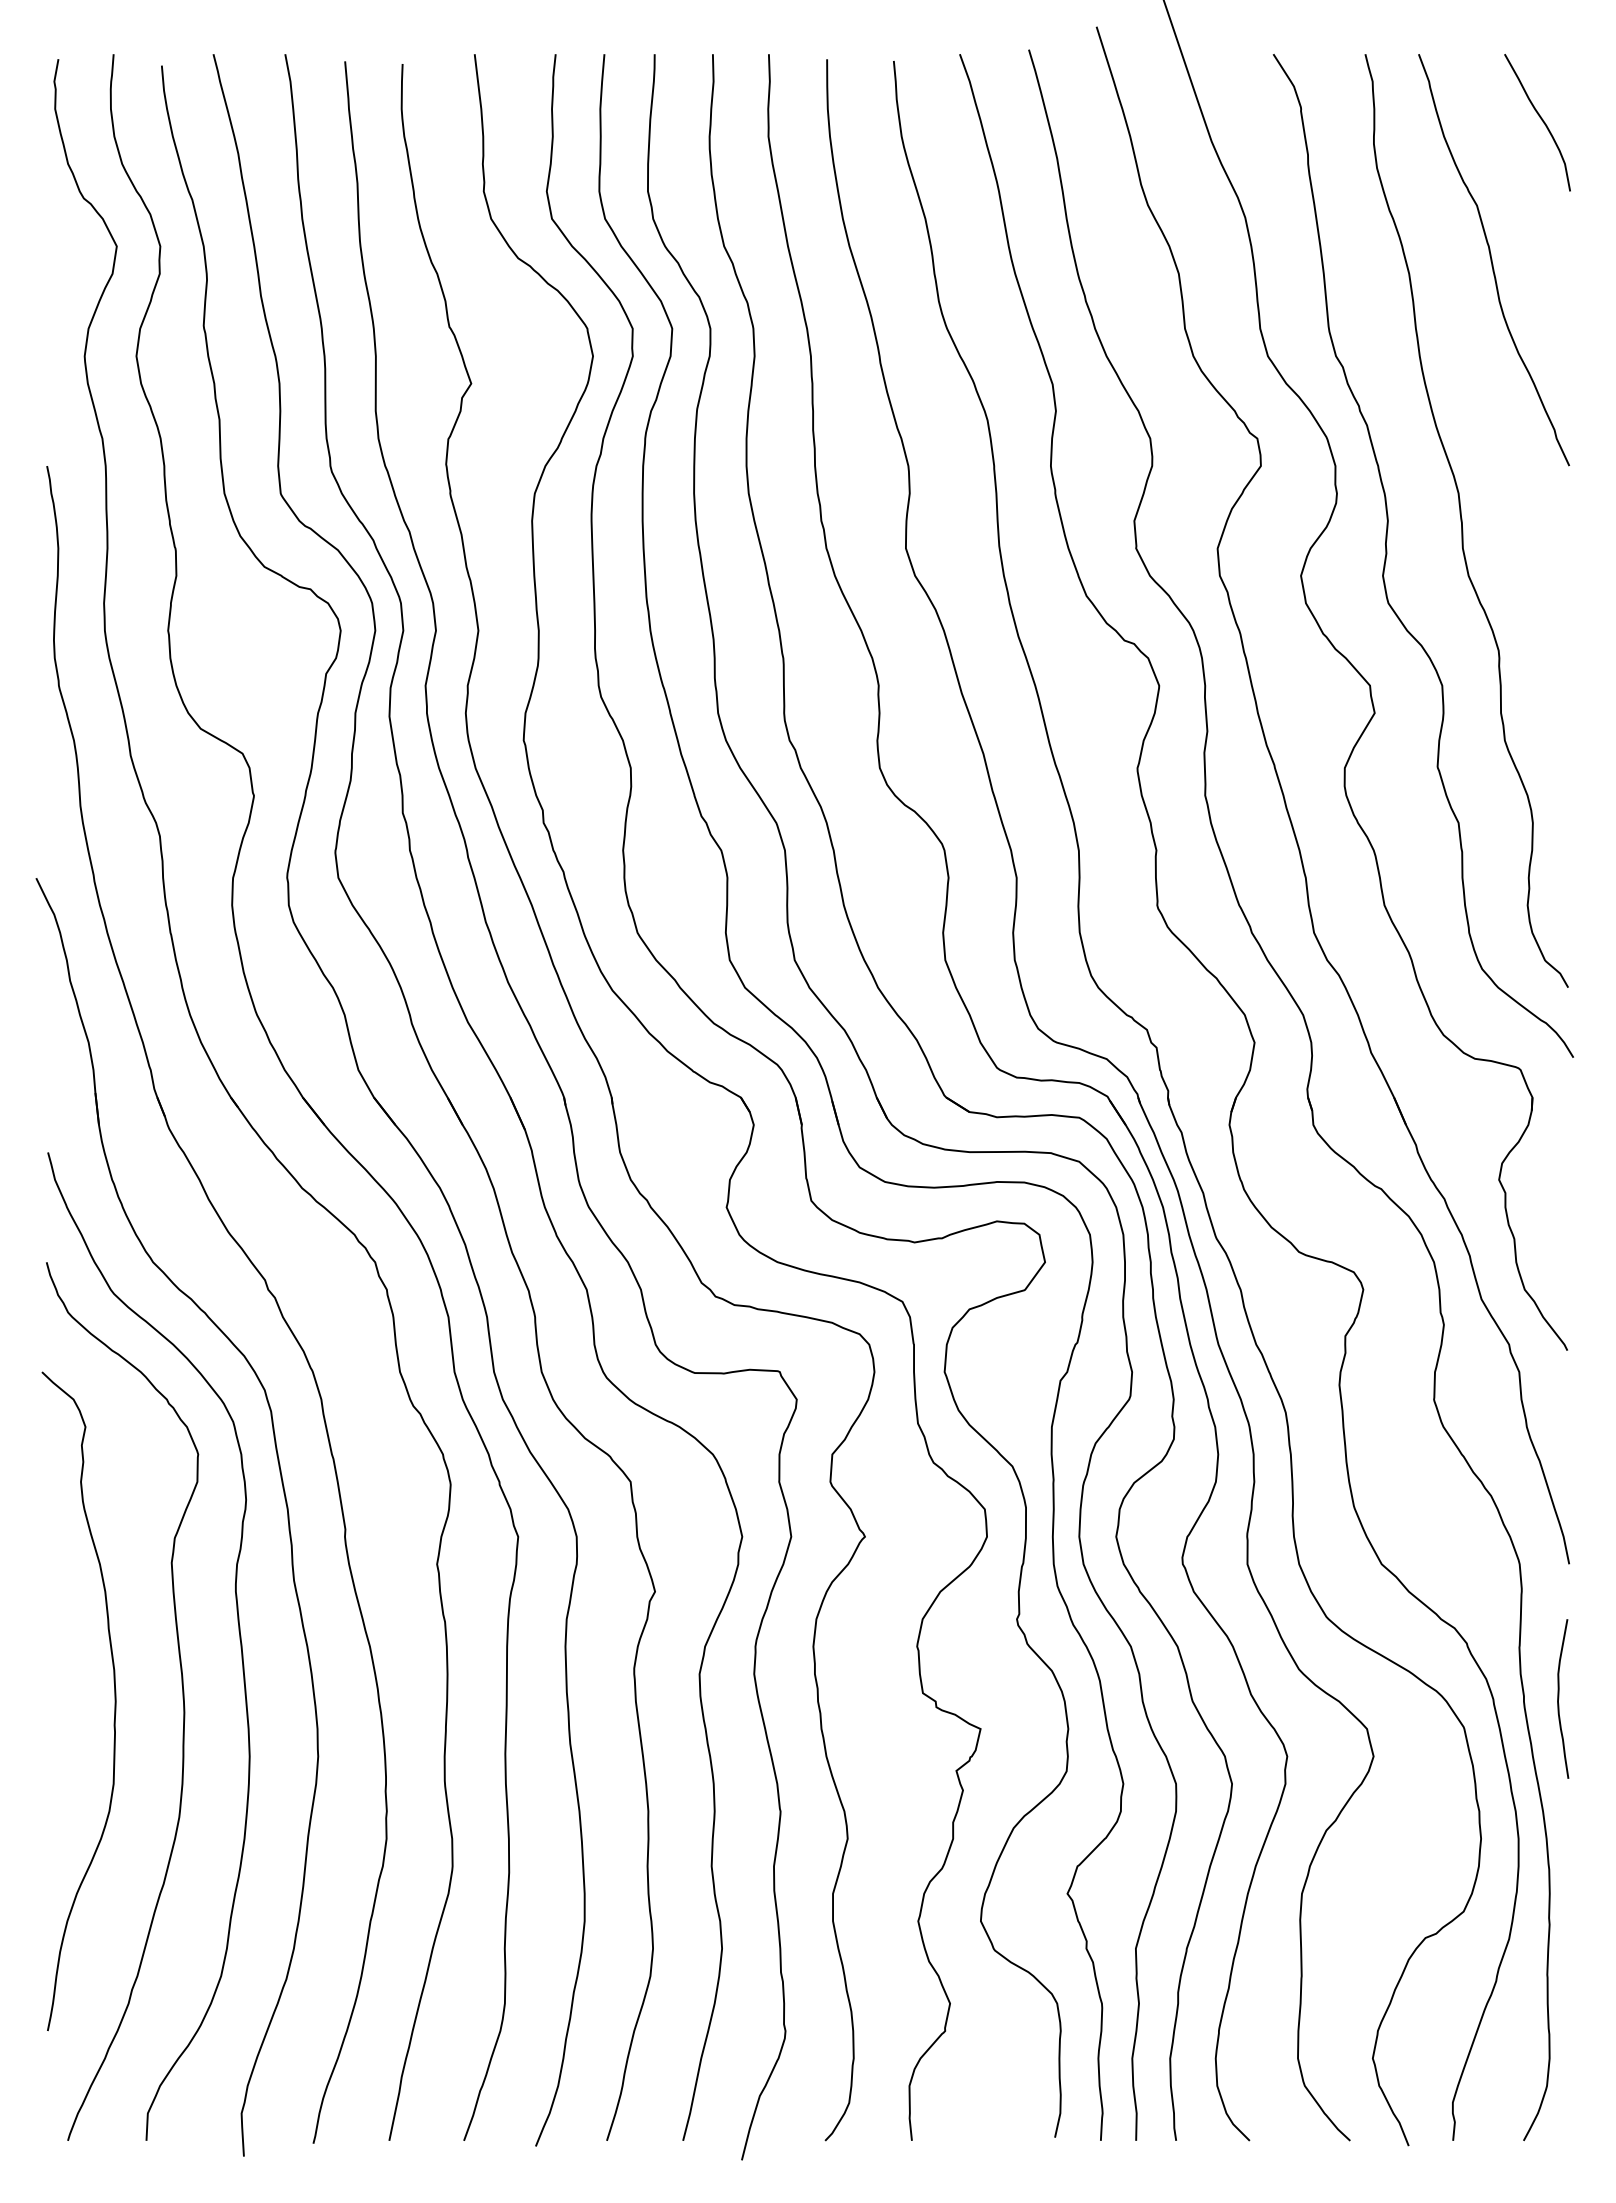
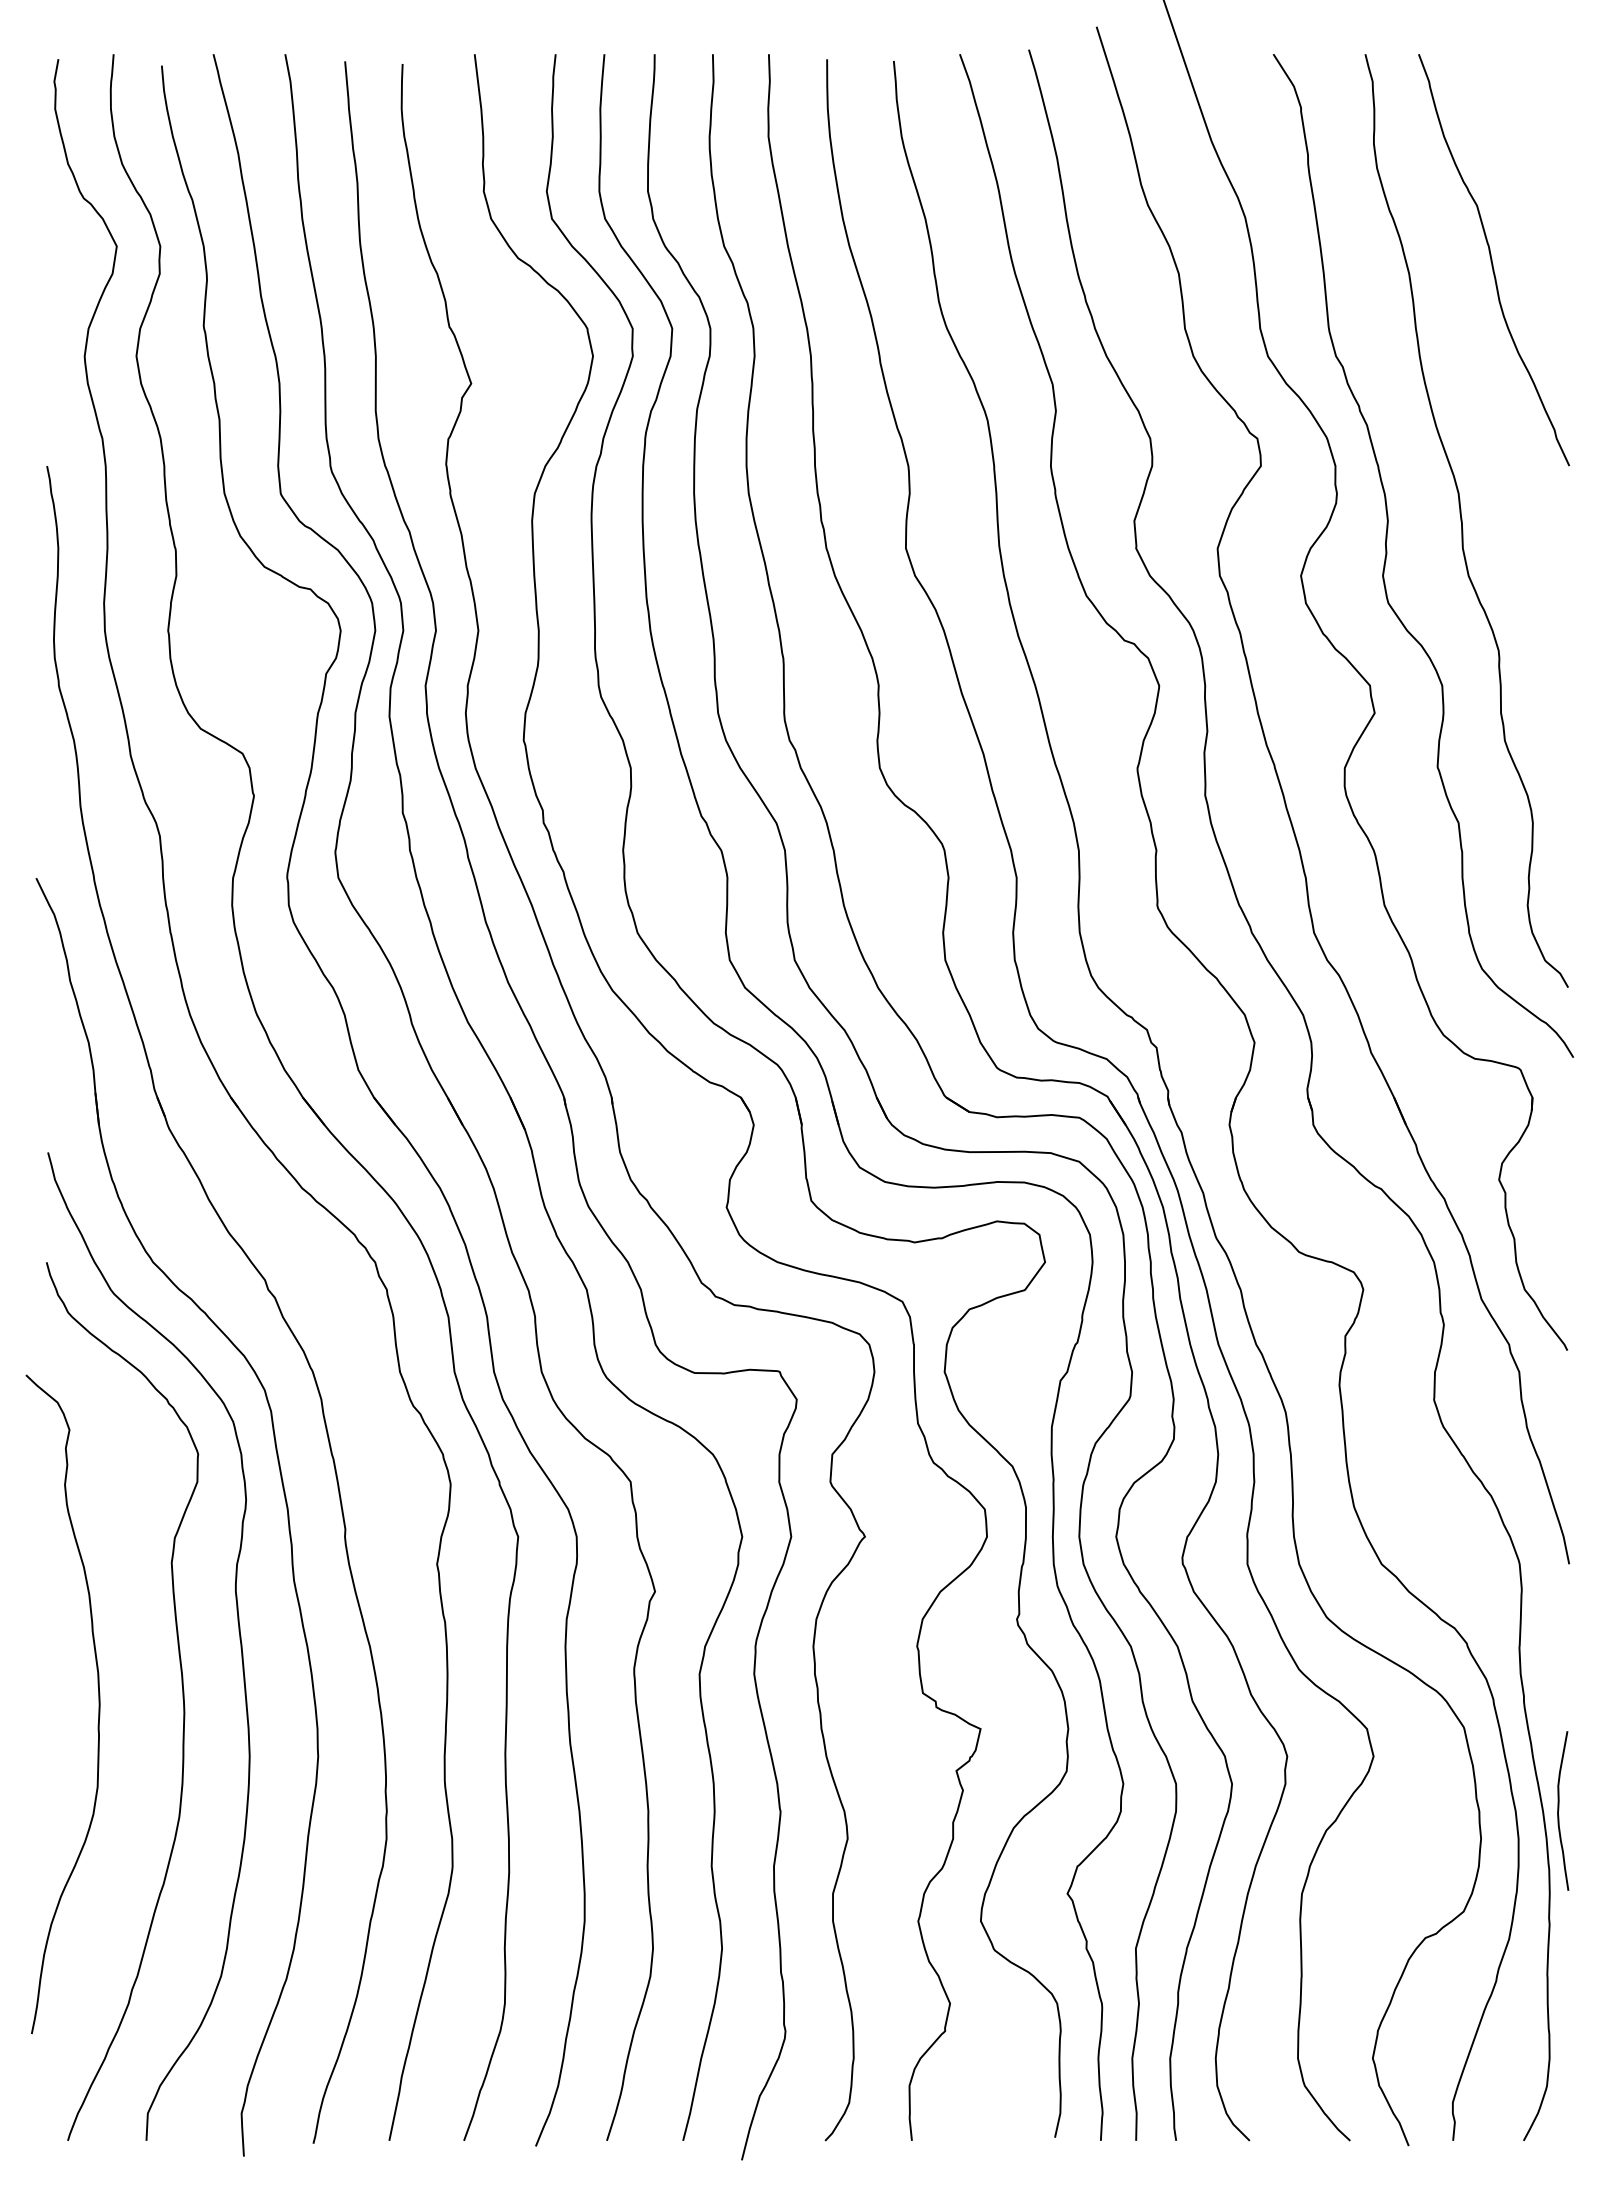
curve: present -> none (1541, 120)
curve position: (1559, 1698) -> (1559, 1810) (1559, 1810)
curve position: (114, 1701) -> (98, 1704) (98, 1704)
